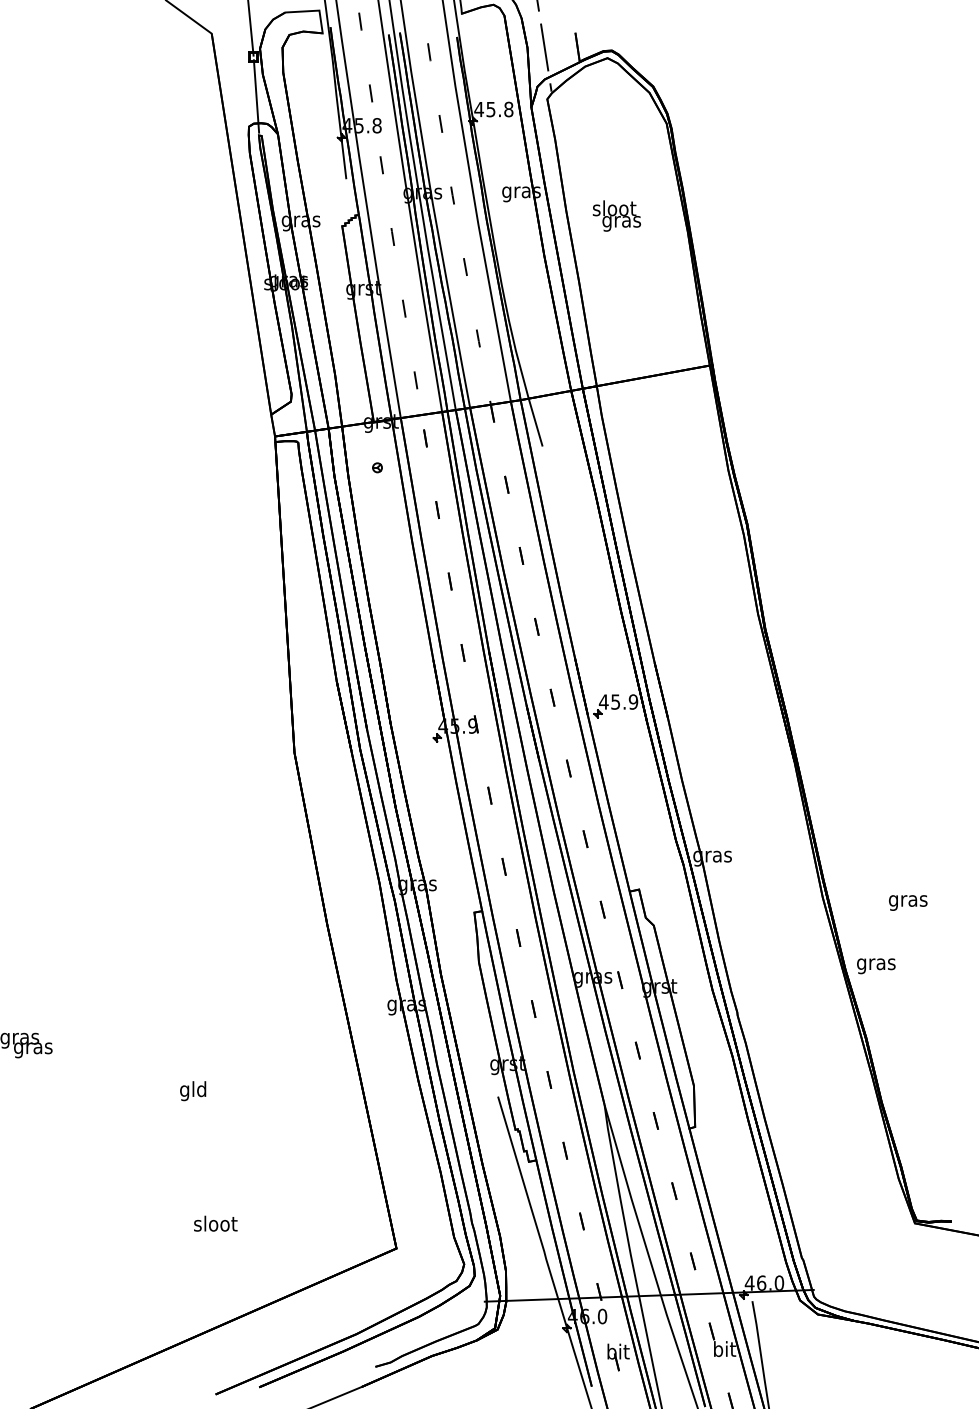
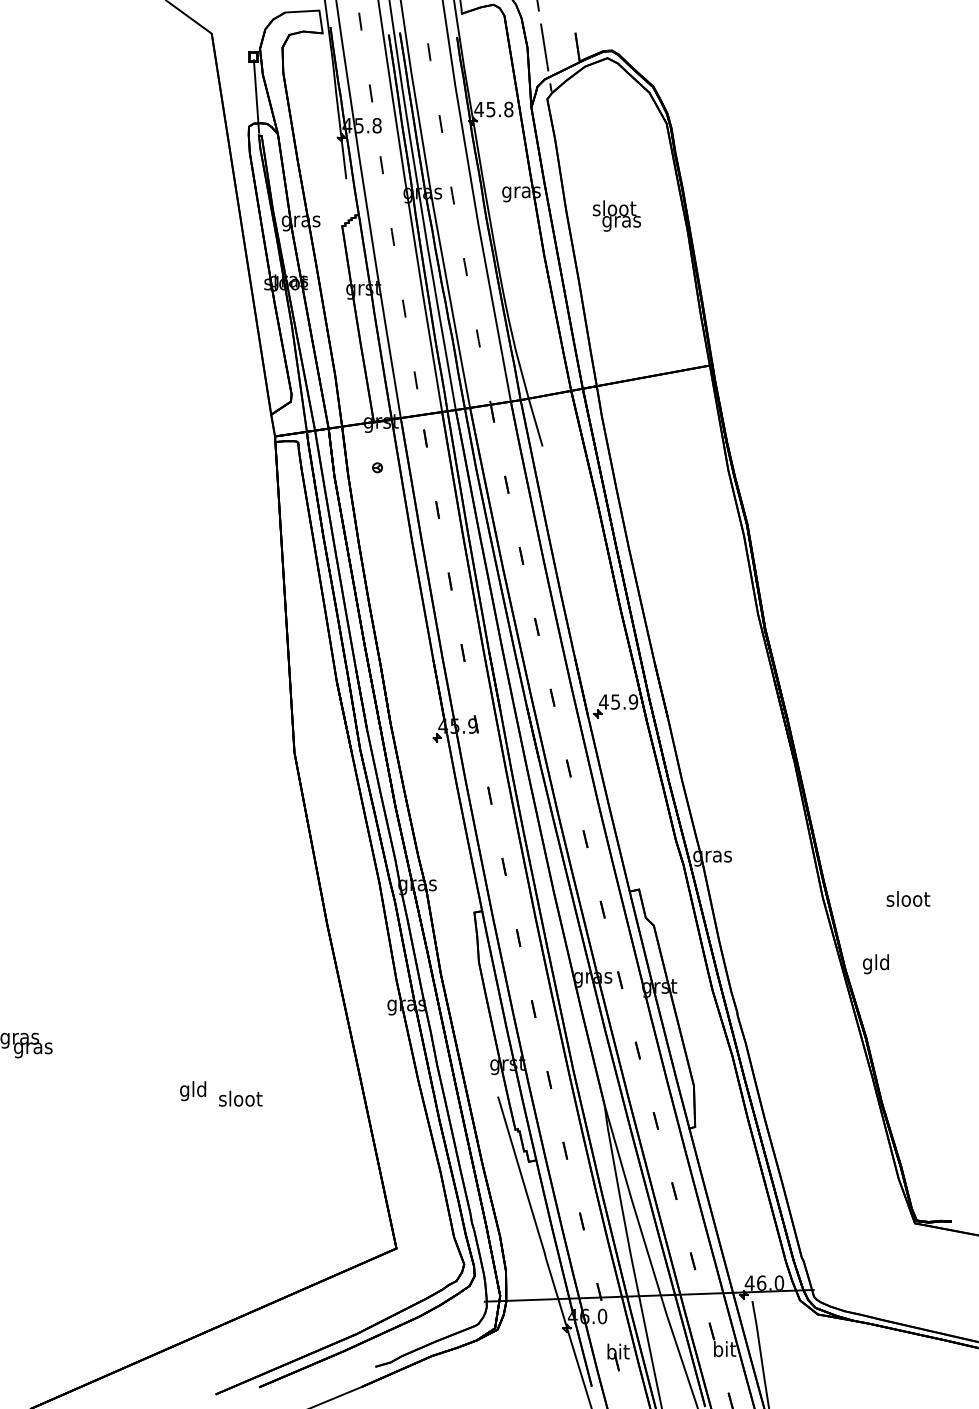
line: present -> none (250, 28)
text: gras -> sloot (908, 900)
text: gras -> gld (876, 964)
text position: (215, 1223) -> (240, 1098) (240, 1098)
